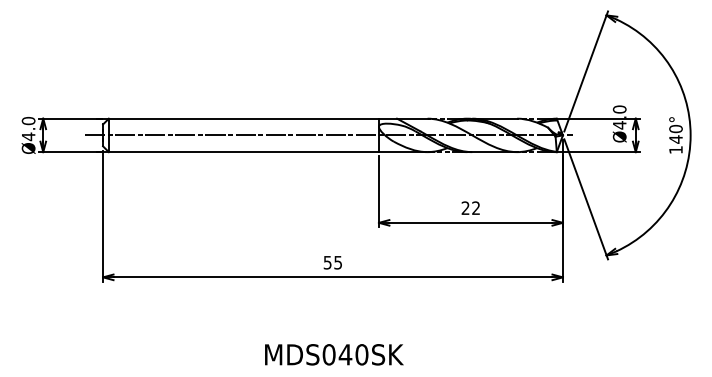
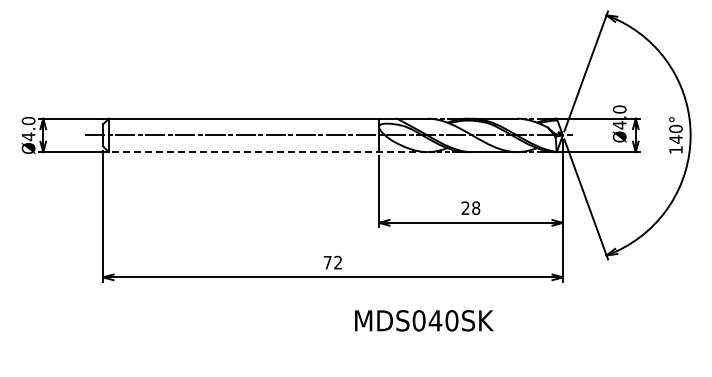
line: solid -> dashed (261, 152)
text: 22 -> 28 (476, 208)
text: 55 -> 72 (332, 262)
text position: (334, 354) -> (424, 320) (424, 320)
